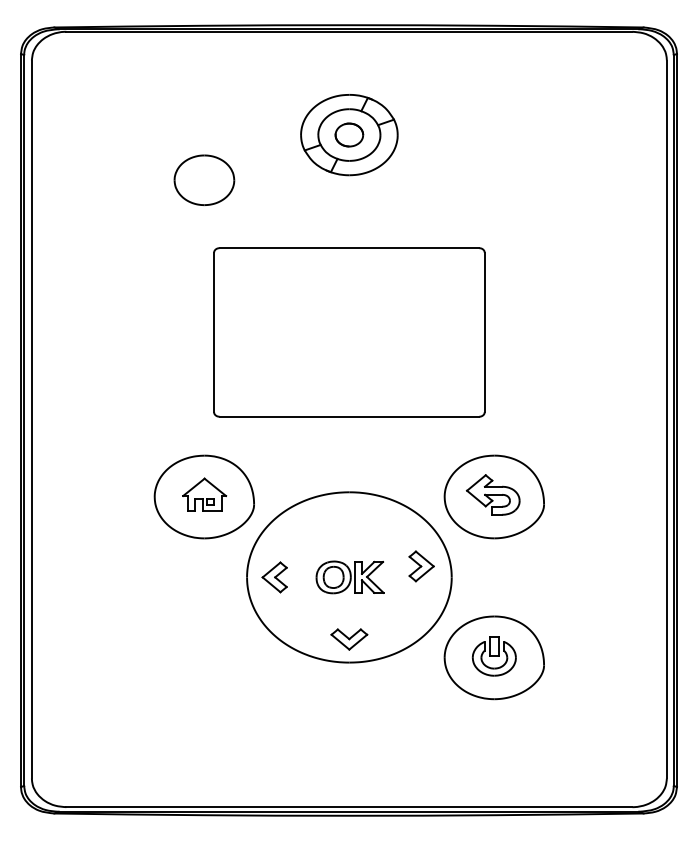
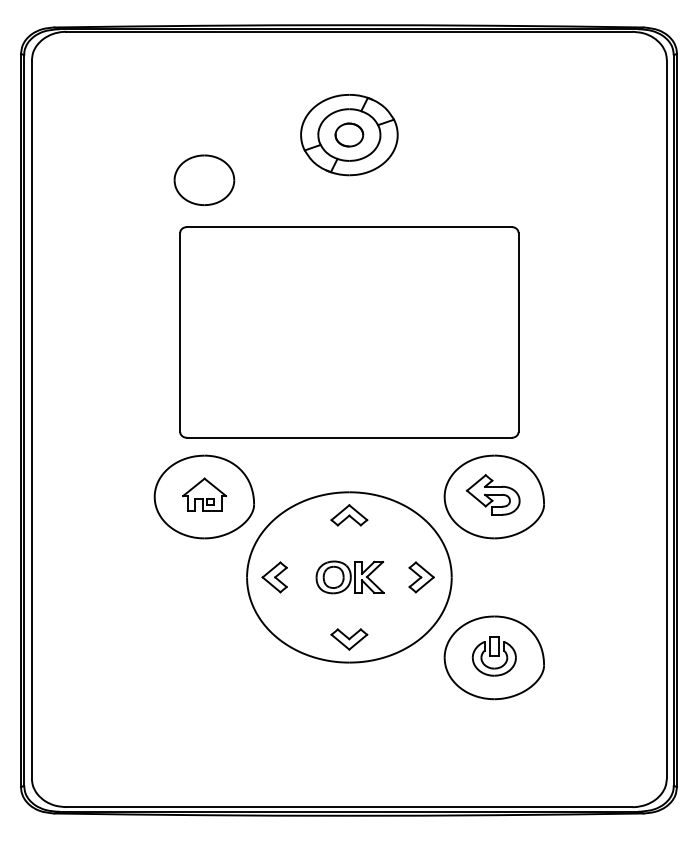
part size: 273x171 px -> 341x213 px (349, 332)
part: none -> present (349, 515)
part position: (421, 566) -> (421, 577) (421, 577)
